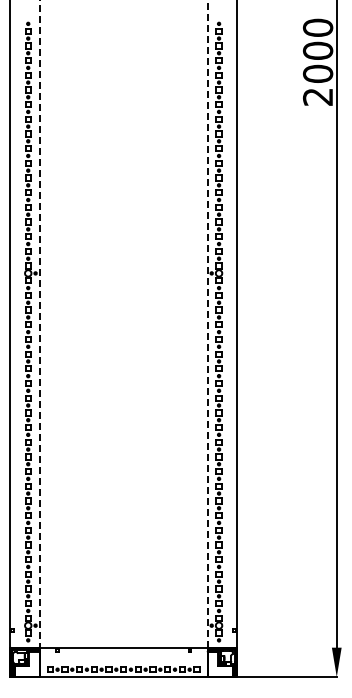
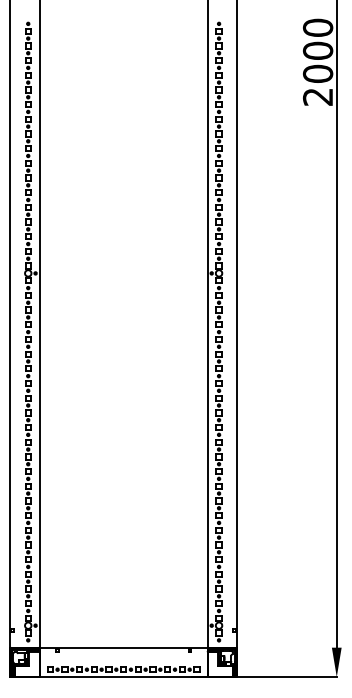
line: dashed -> solid (207, 323)
line: dashed -> solid (39, 324)
